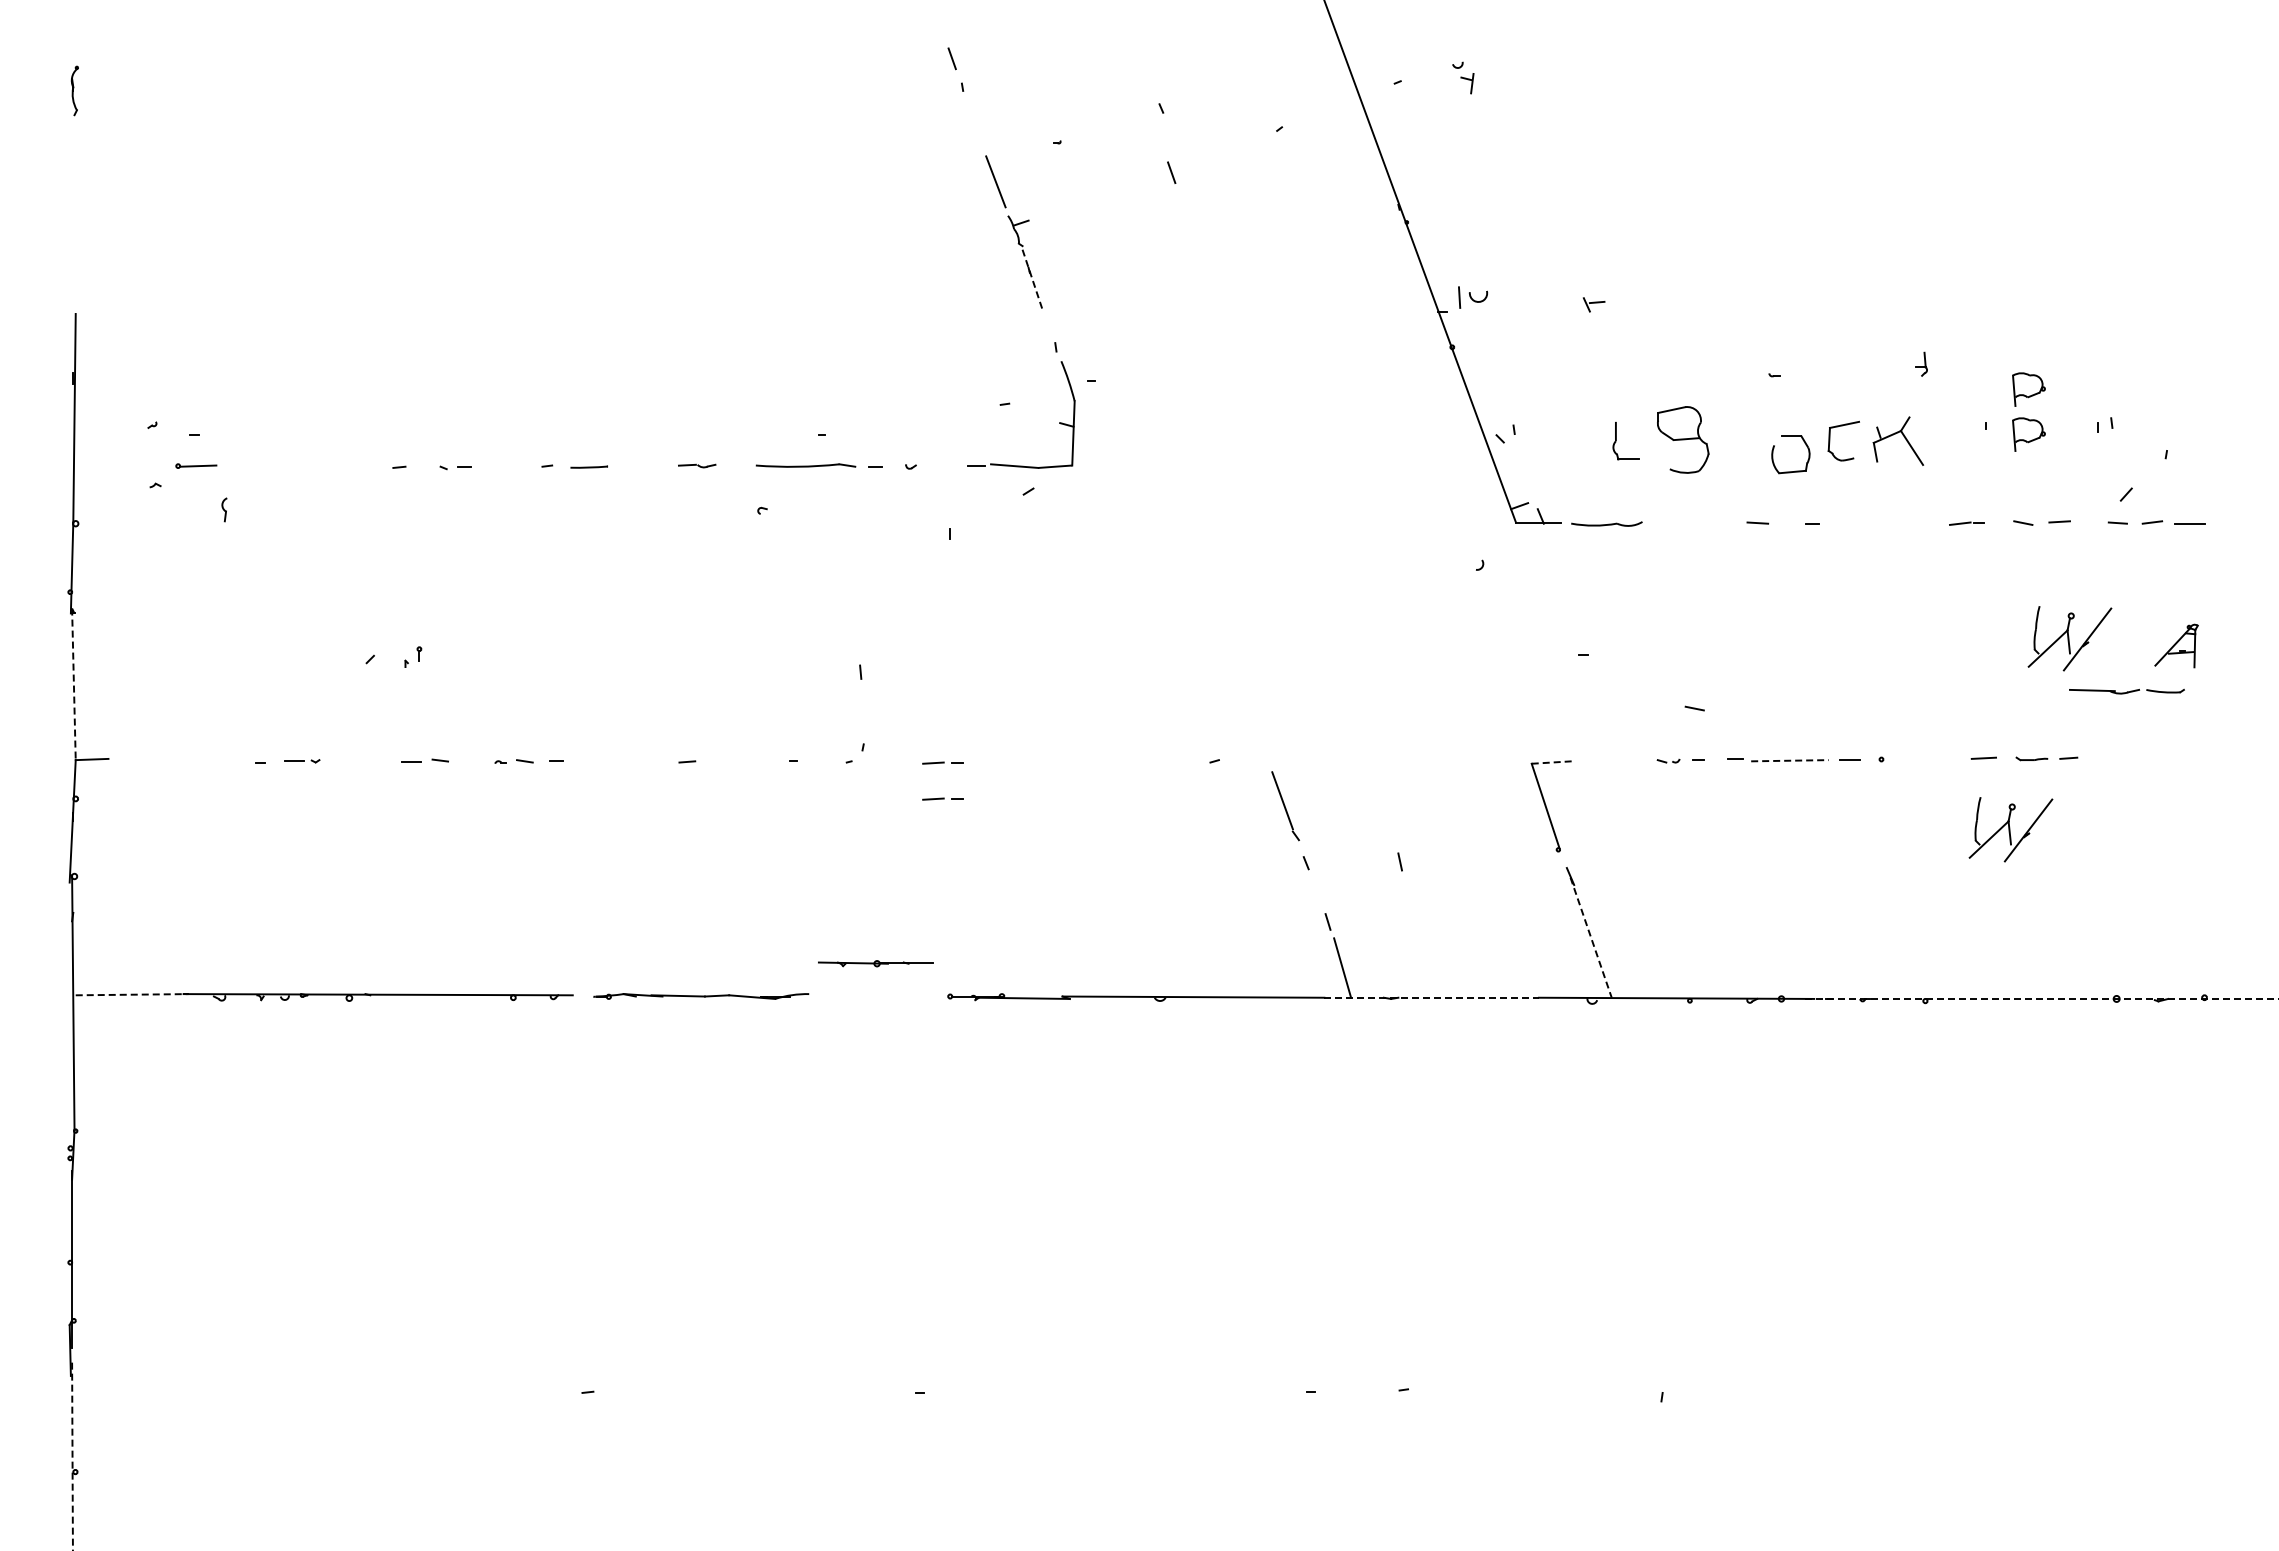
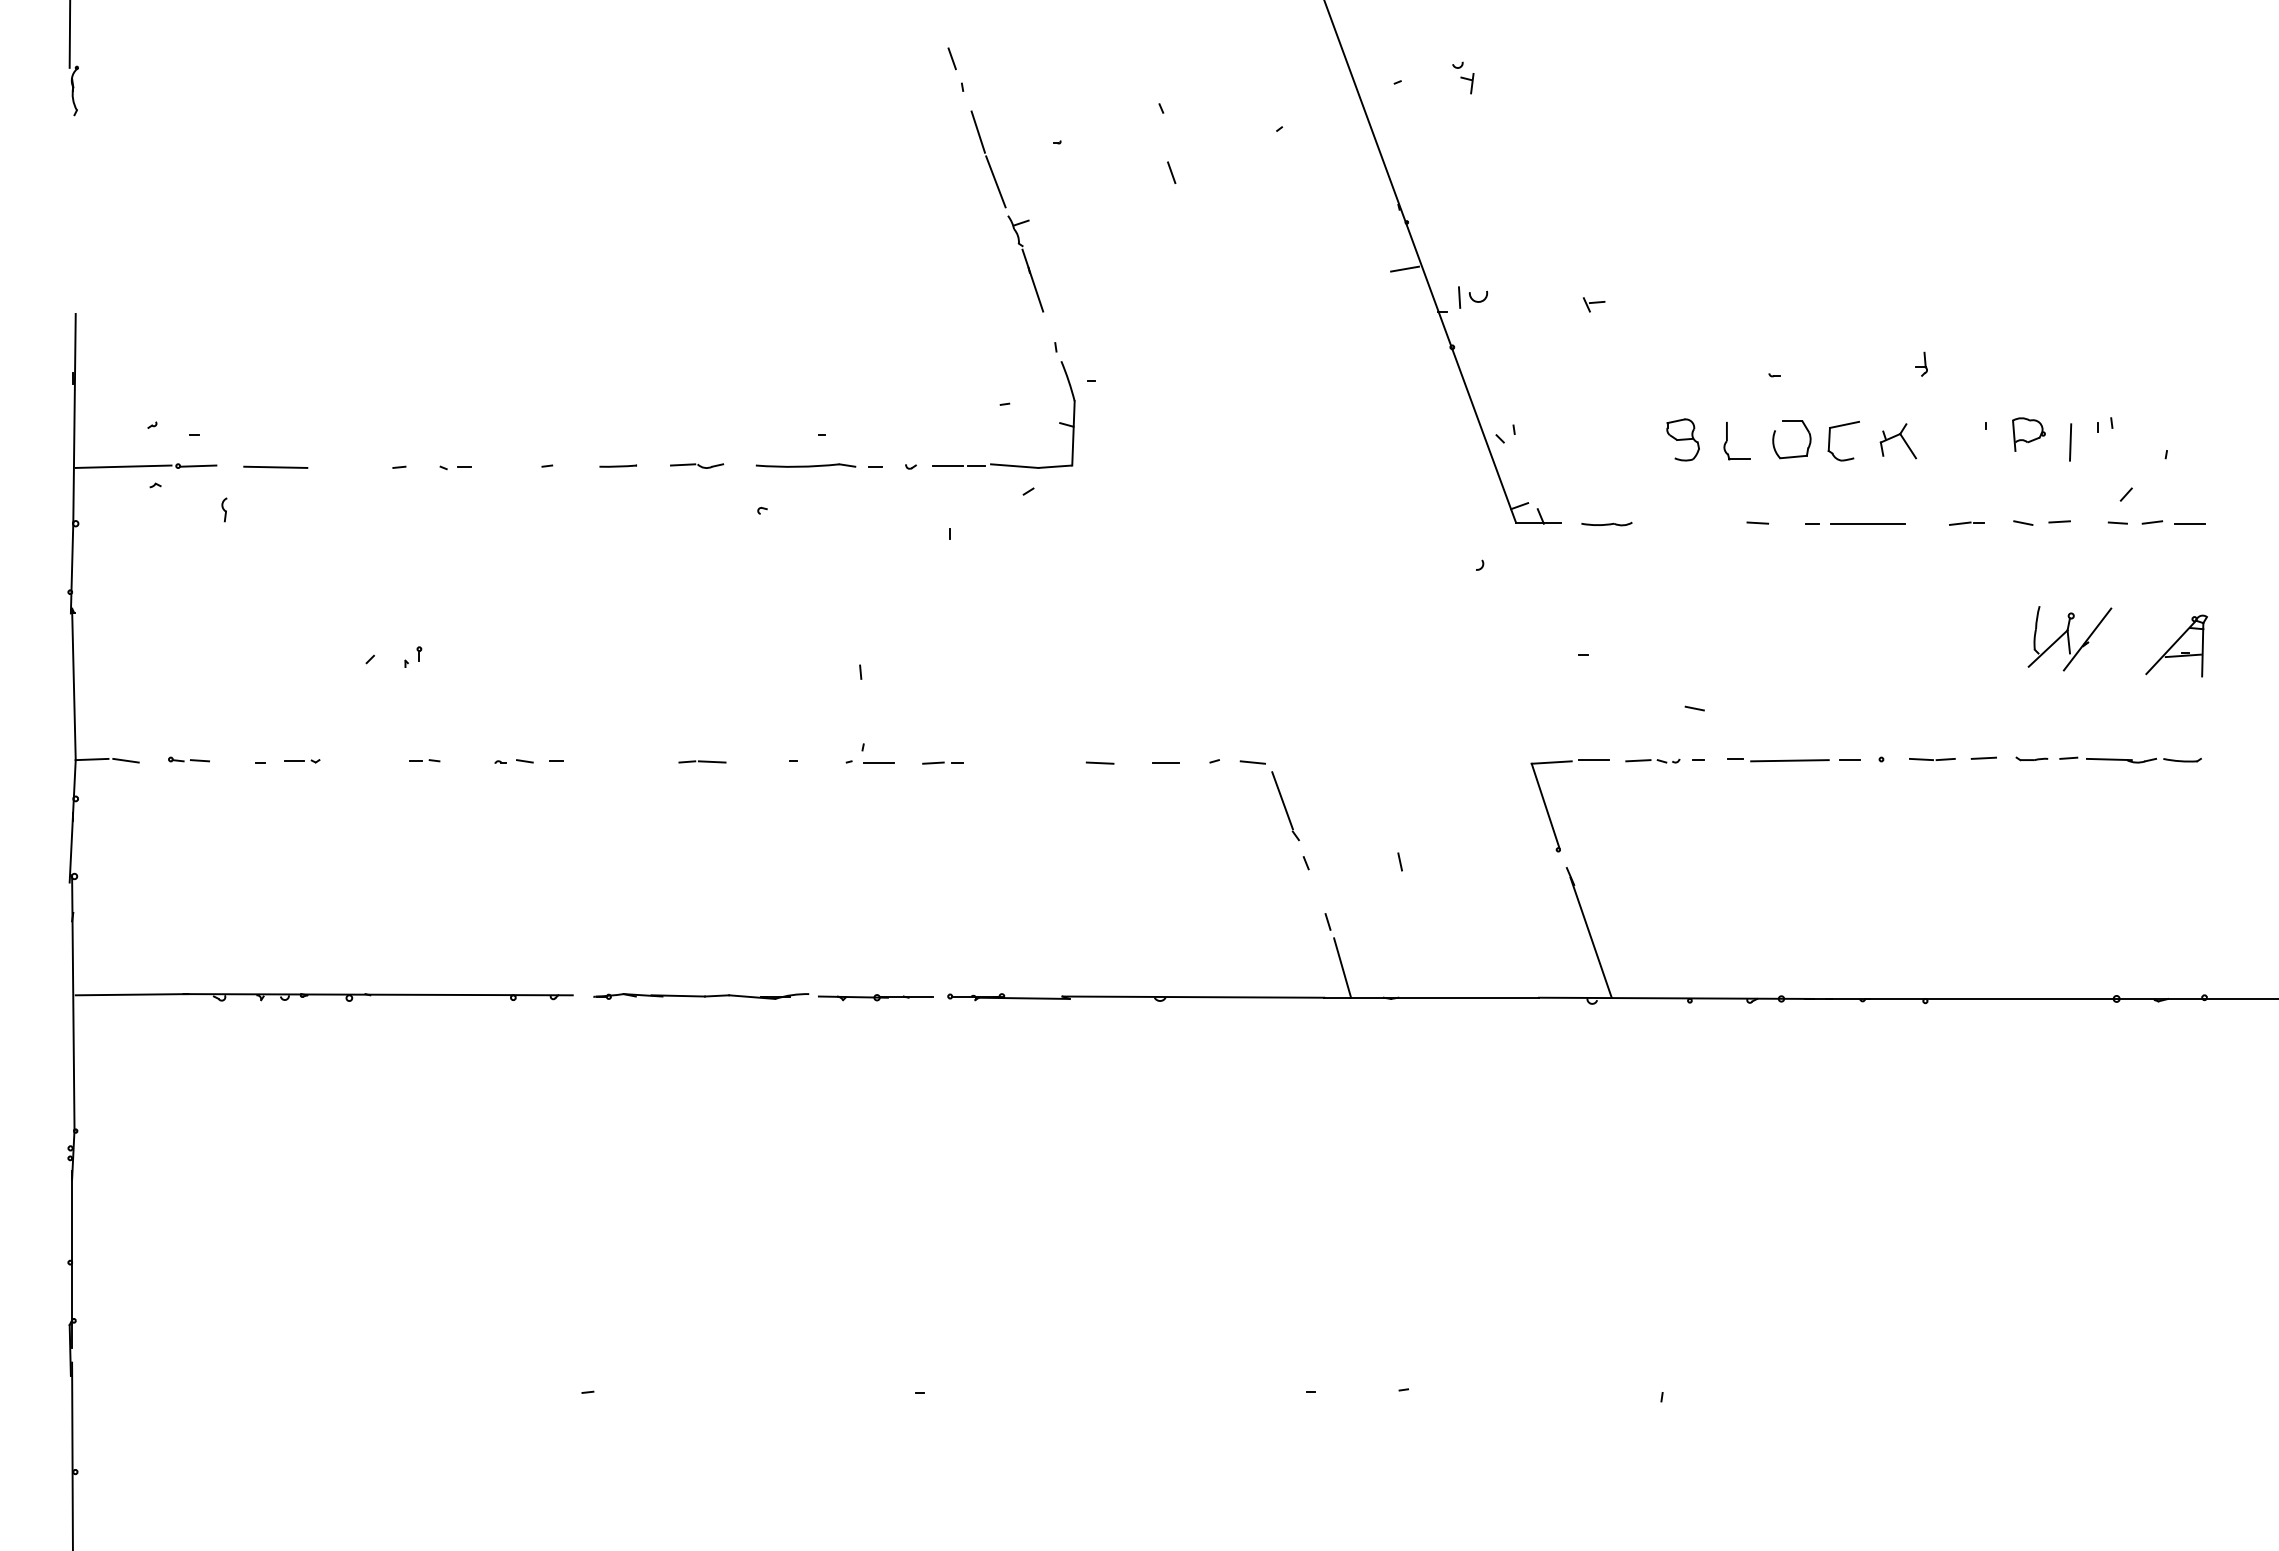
line: none -> present (69, 34)
line: none -> present (977, 131)
line: none -> present (1404, 268)
line: dashed -> solid (1032, 280)
part: present -> none (2028, 389)
part size: 53x68 px -> 34x44 px (1682, 439)
part size: 53x50 px -> 39x37 px (1898, 441)
part position: (1616, 441) -> (1727, 441) (1727, 441)
line: none -> present (2070, 442)
part size: 39x6 px -> 55x6 px (697, 465)
line: none -> present (947, 465)
line: none -> present (123, 466)
line: none -> present (275, 466)
line position: (588, 466) -> (617, 465) (617, 465)
part position: (1795, 470) -> (1796, 455) (1796, 455)
part size: 72x6 px -> 52x6 px (1606, 523)
line: none -> present (1868, 523)
part size: 45x46 px -> 63x64 px (2176, 645)
line: dashed -> solid (73, 684)
part position: (2126, 691) -> (2143, 760) (2143, 760)
part: none -> present (188, 759)
line: none -> present (1932, 759)
line: none -> present (125, 760)
part size: 48x5 px -> 32x4 px (424, 760)
line: none -> present (1594, 760)
line: none -> present (1638, 760)
line: dashed -> solid (1789, 760)
line: none -> present (711, 761)
line: none -> present (878, 762)
line: none -> present (1099, 762)
line: none -> present (1165, 762)
line: none -> present (1252, 762)
line: dashed -> solid (1552, 762)
part: present -> none (942, 798)
part: present -> none (2010, 829)
line: dashed -> solid (1591, 938)
part position: (875, 963) -> (875, 997) (875, 997)
line: dashed -> solid (132, 994)
line: dashed -> solid (1432, 997)
line: dashed -> solid (2041, 998)
line: dashed -> solid (72, 1456)
